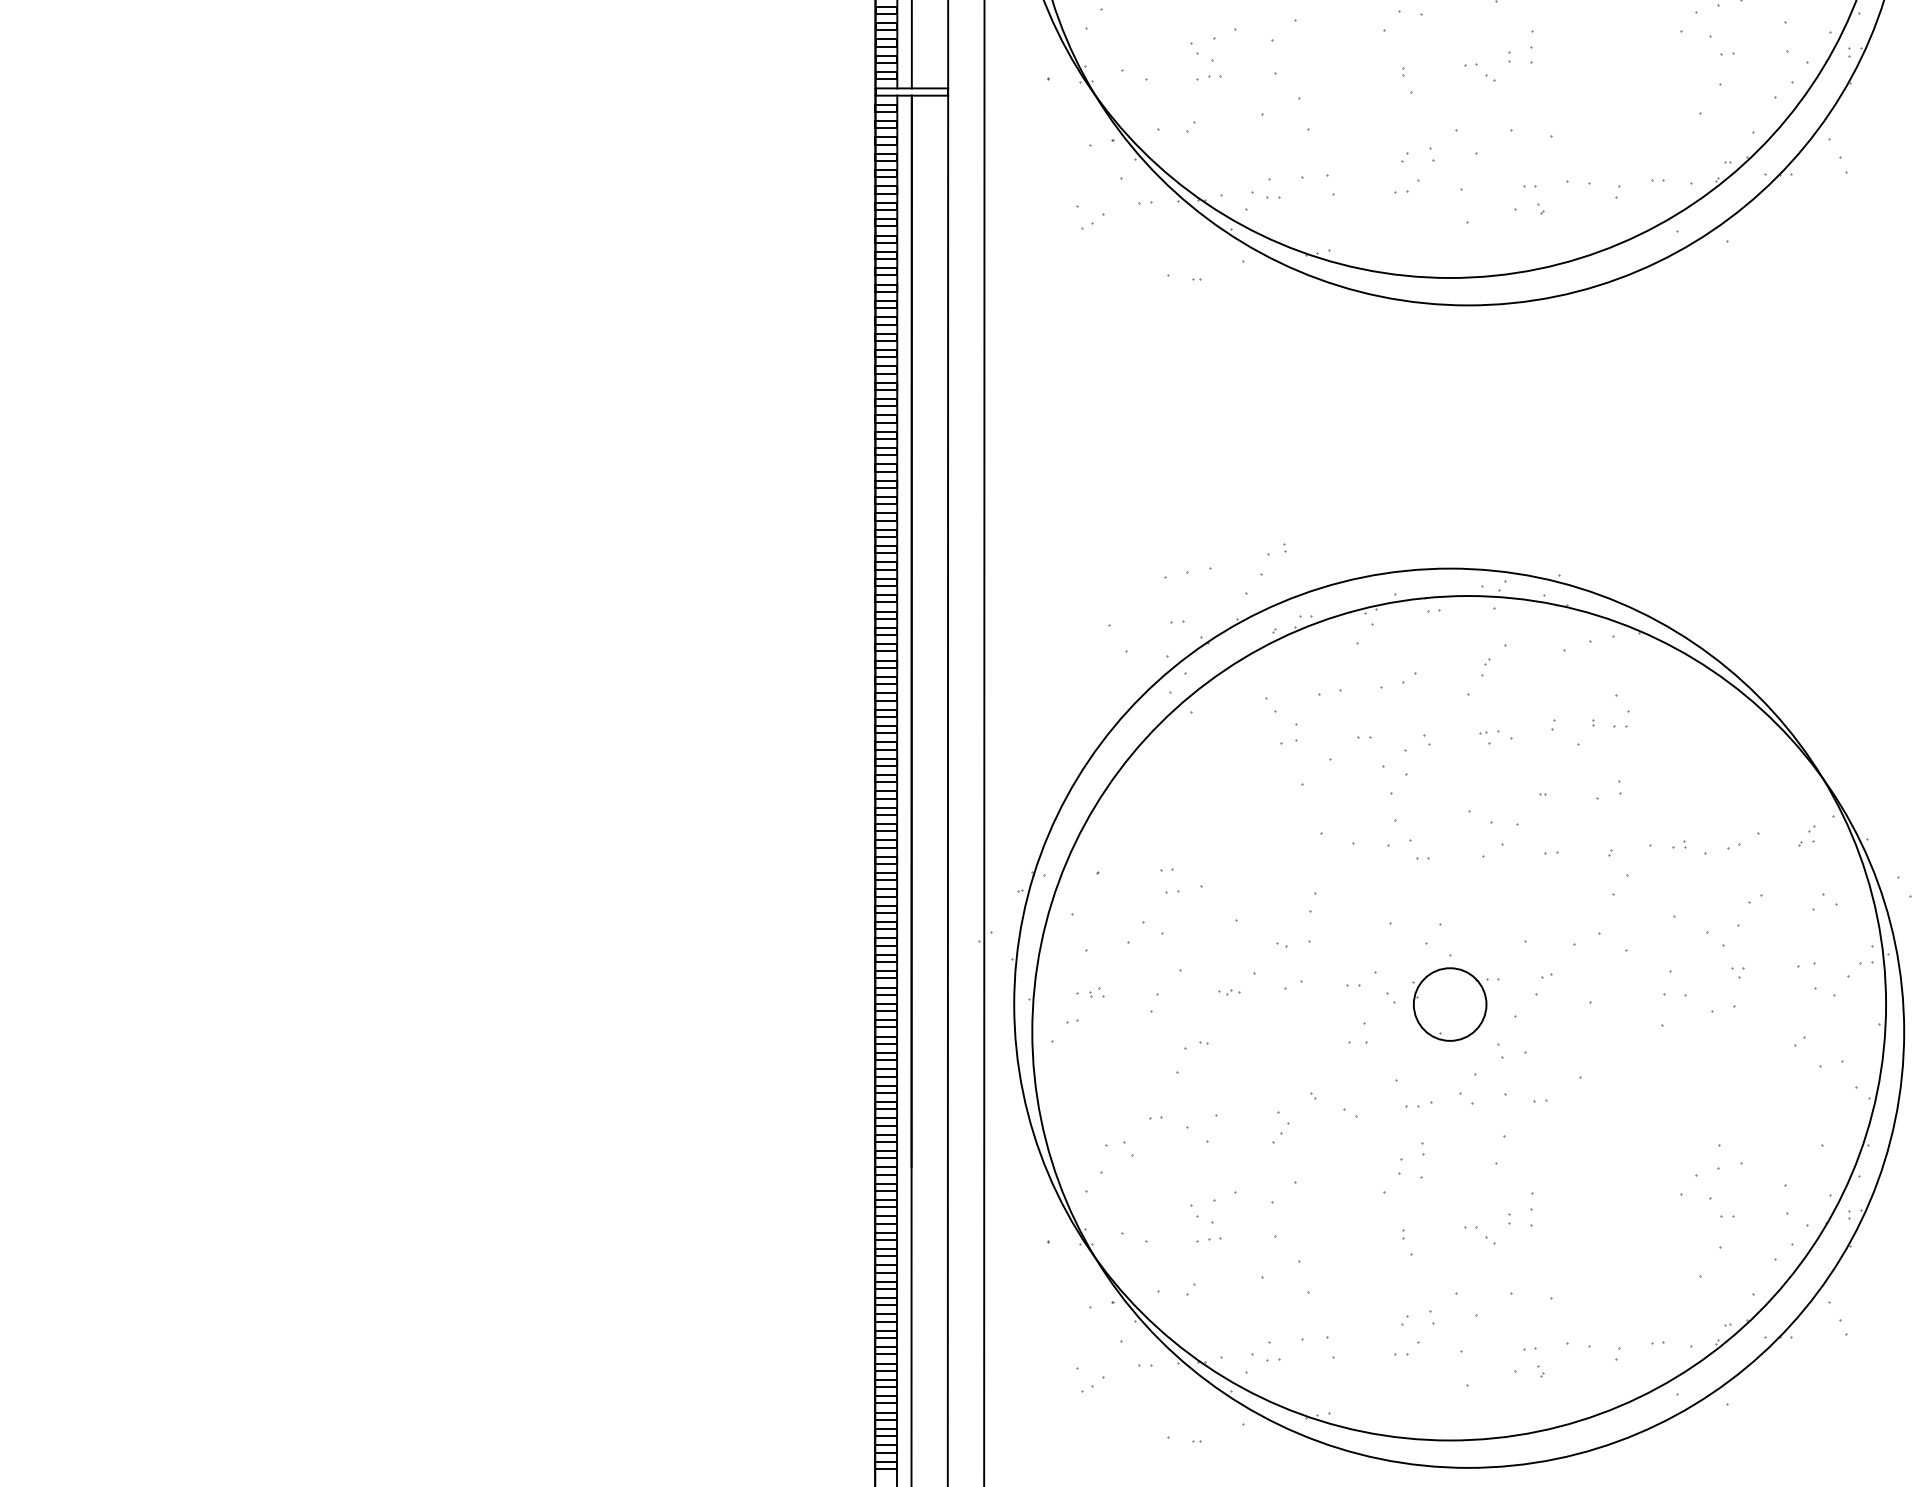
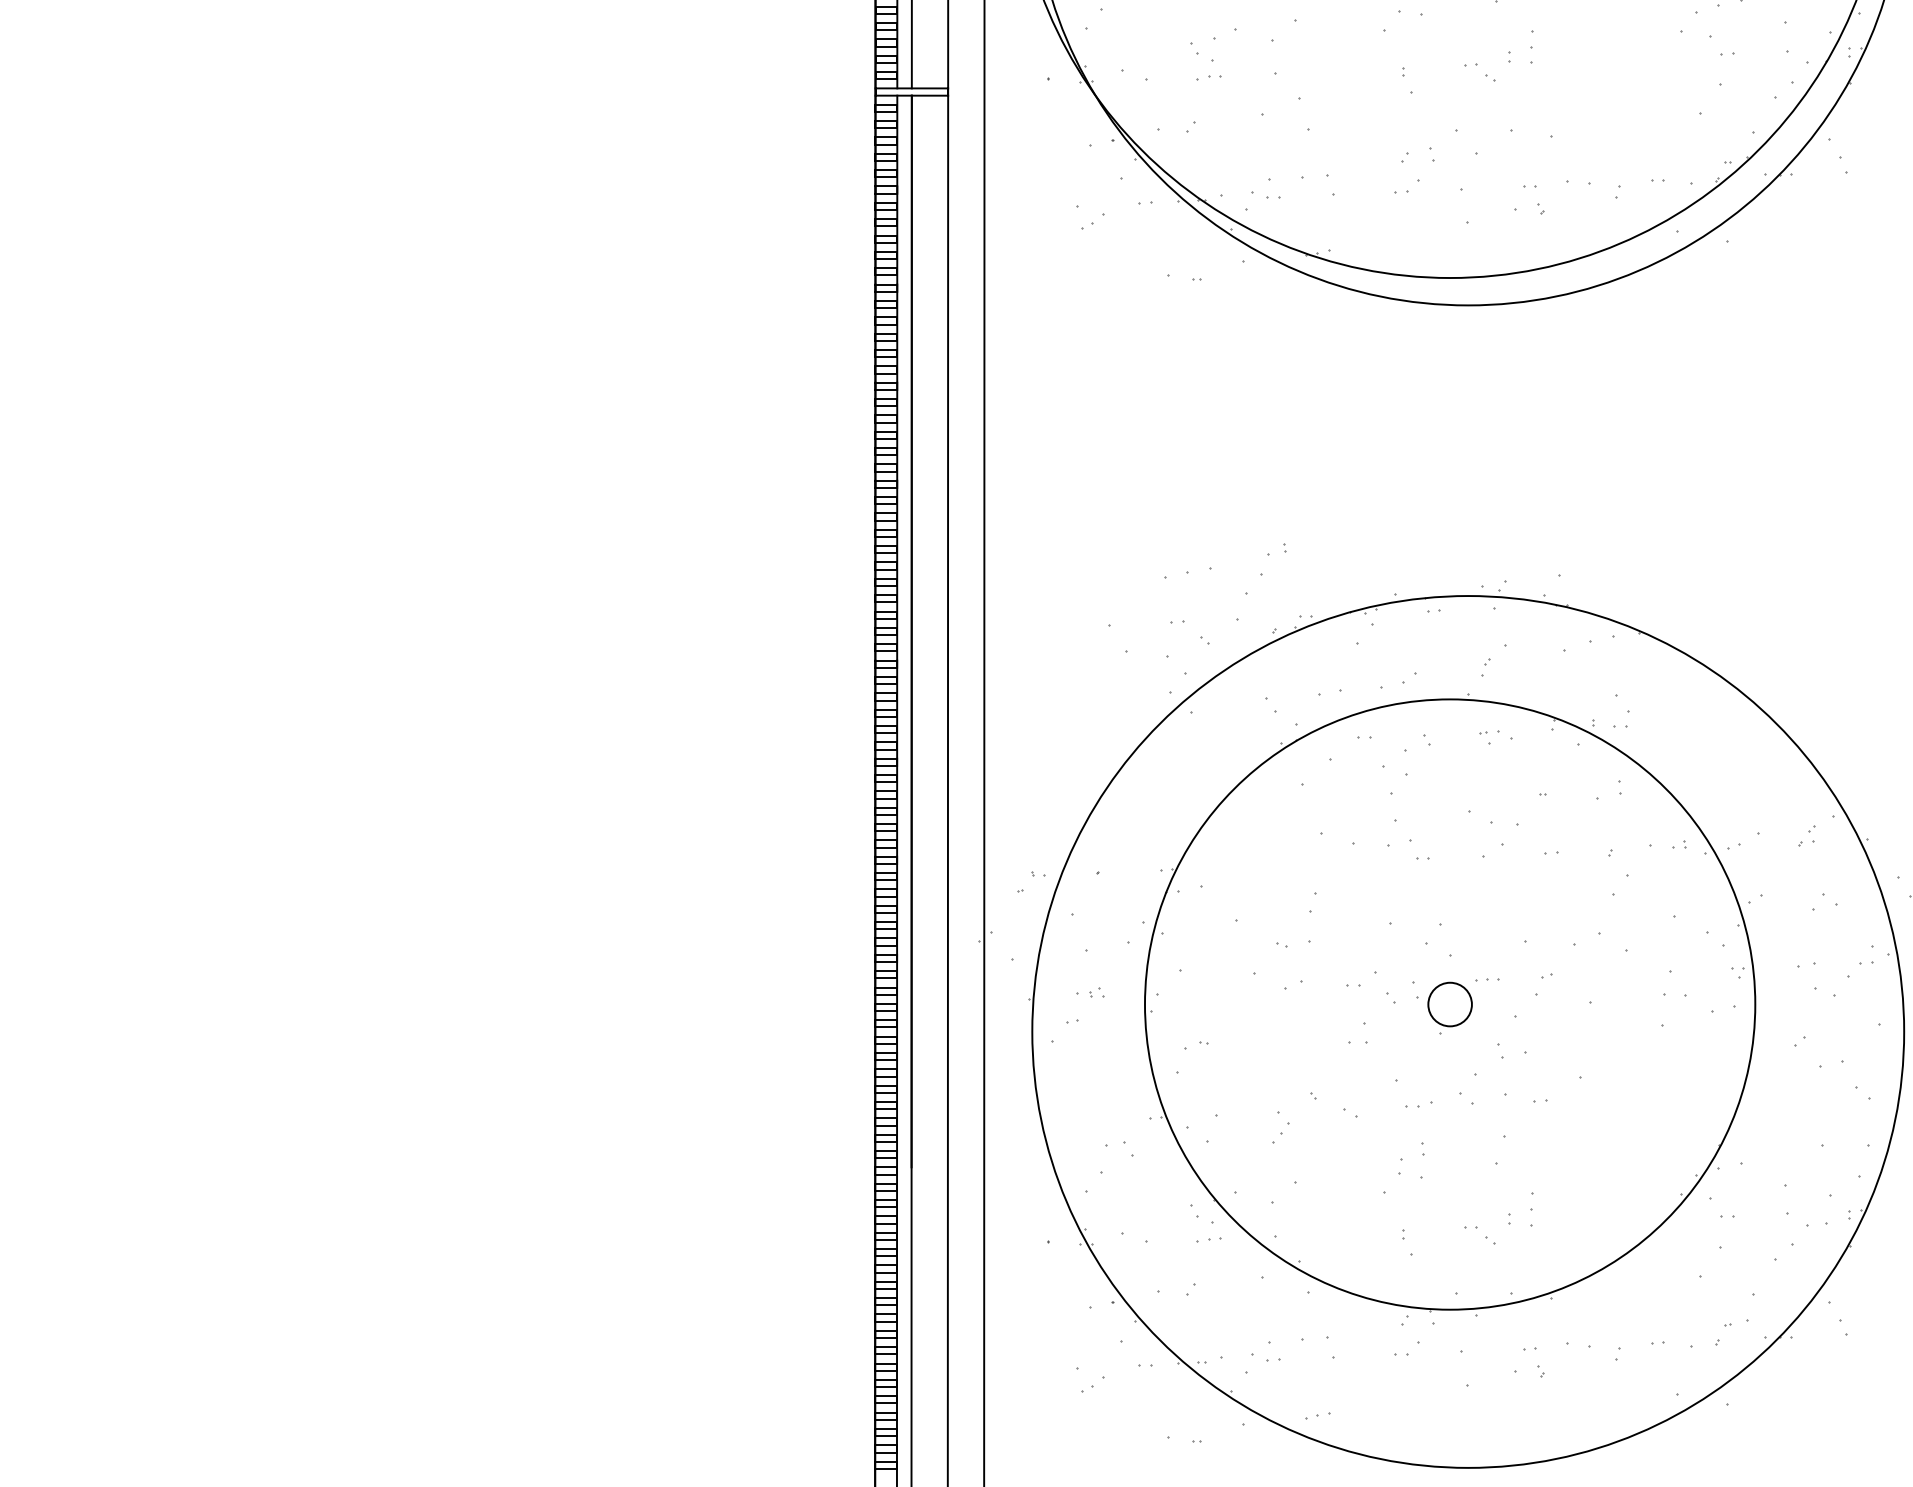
part: present -> none (1229, 992)
circle diameter: 73 px -> 44 px (1449, 1004)
circle diameter: 872 px -> 610 px (1450, 1004)
